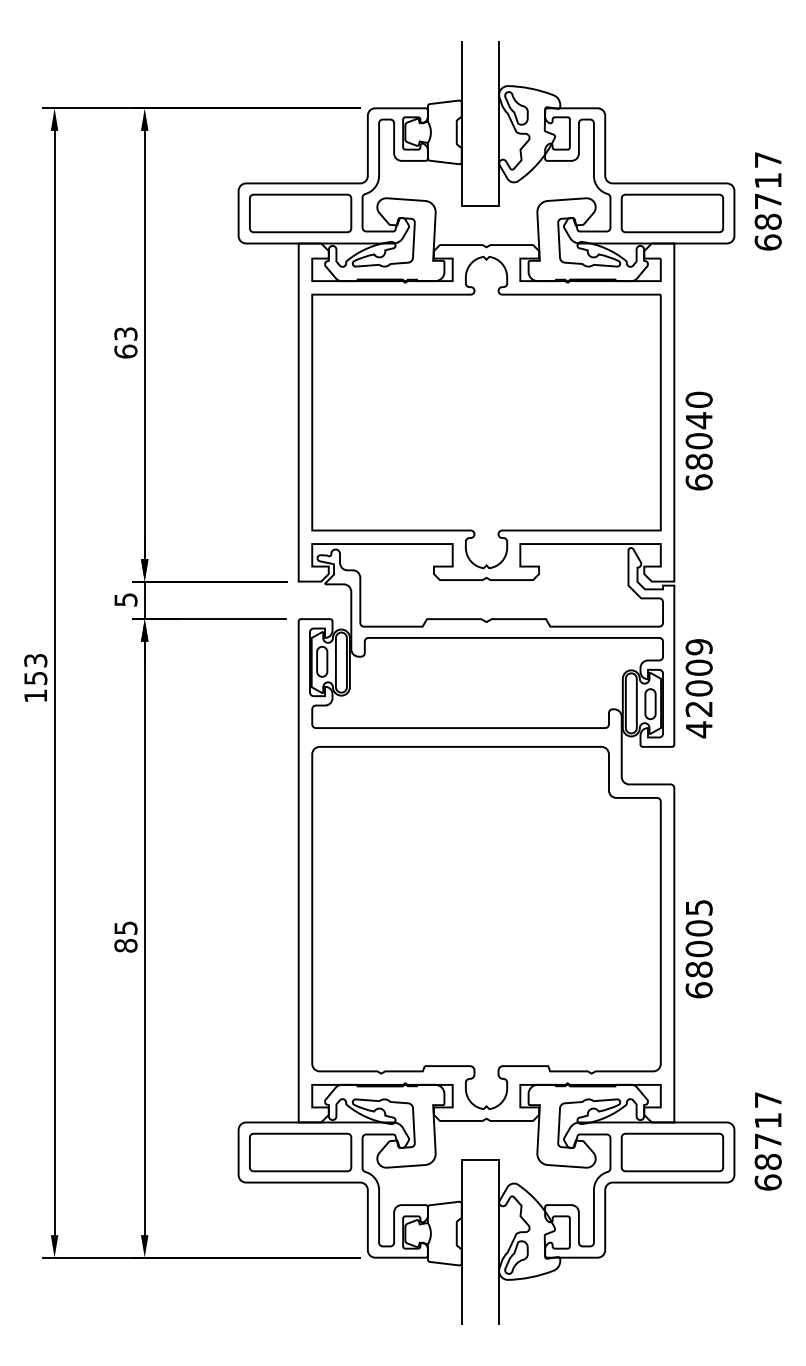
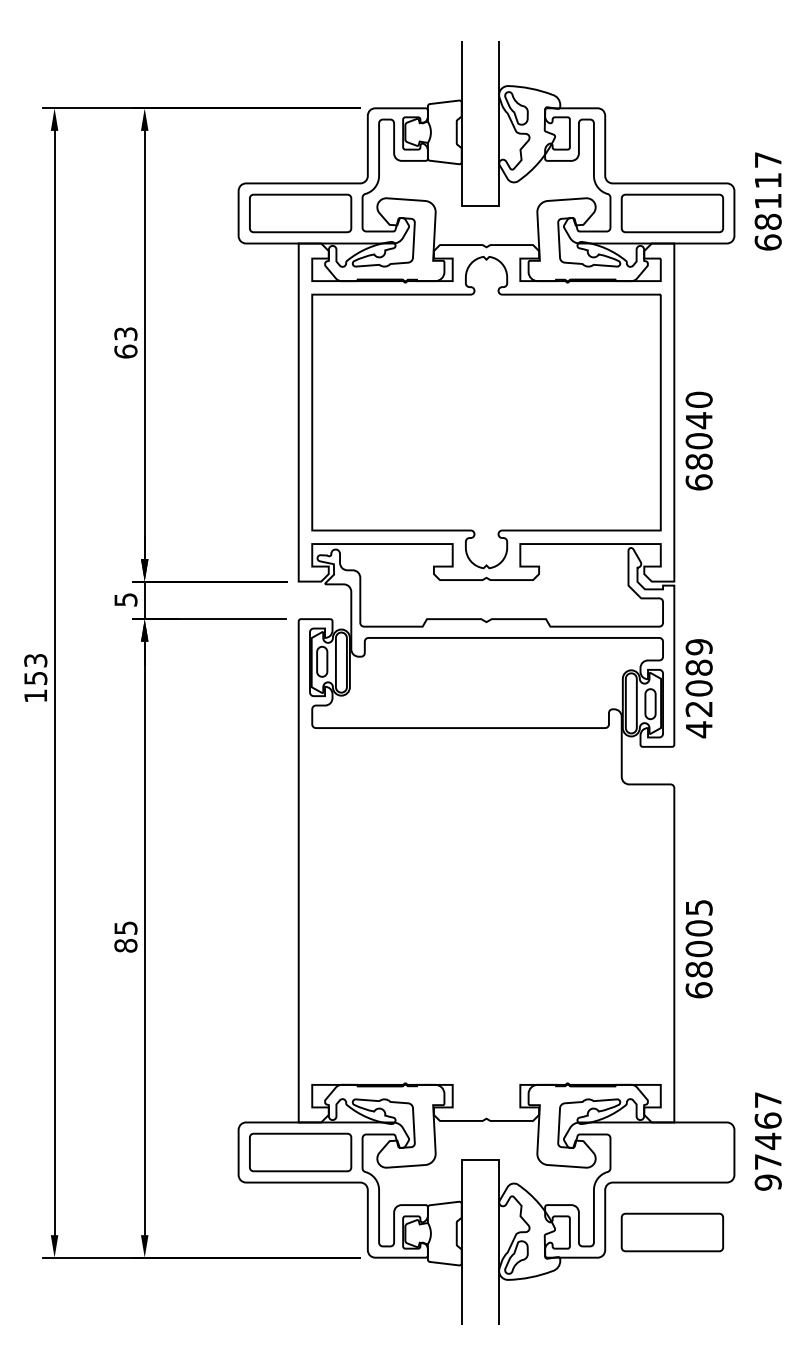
text: 68717 -> 68117 (768, 200)
text: 42009 -> 42089 (699, 667)
part: present -> none (486, 927)
text: 68717 -> 97467 (767, 1151)
part position: (672, 1152) -> (672, 1232) (672, 1232)
